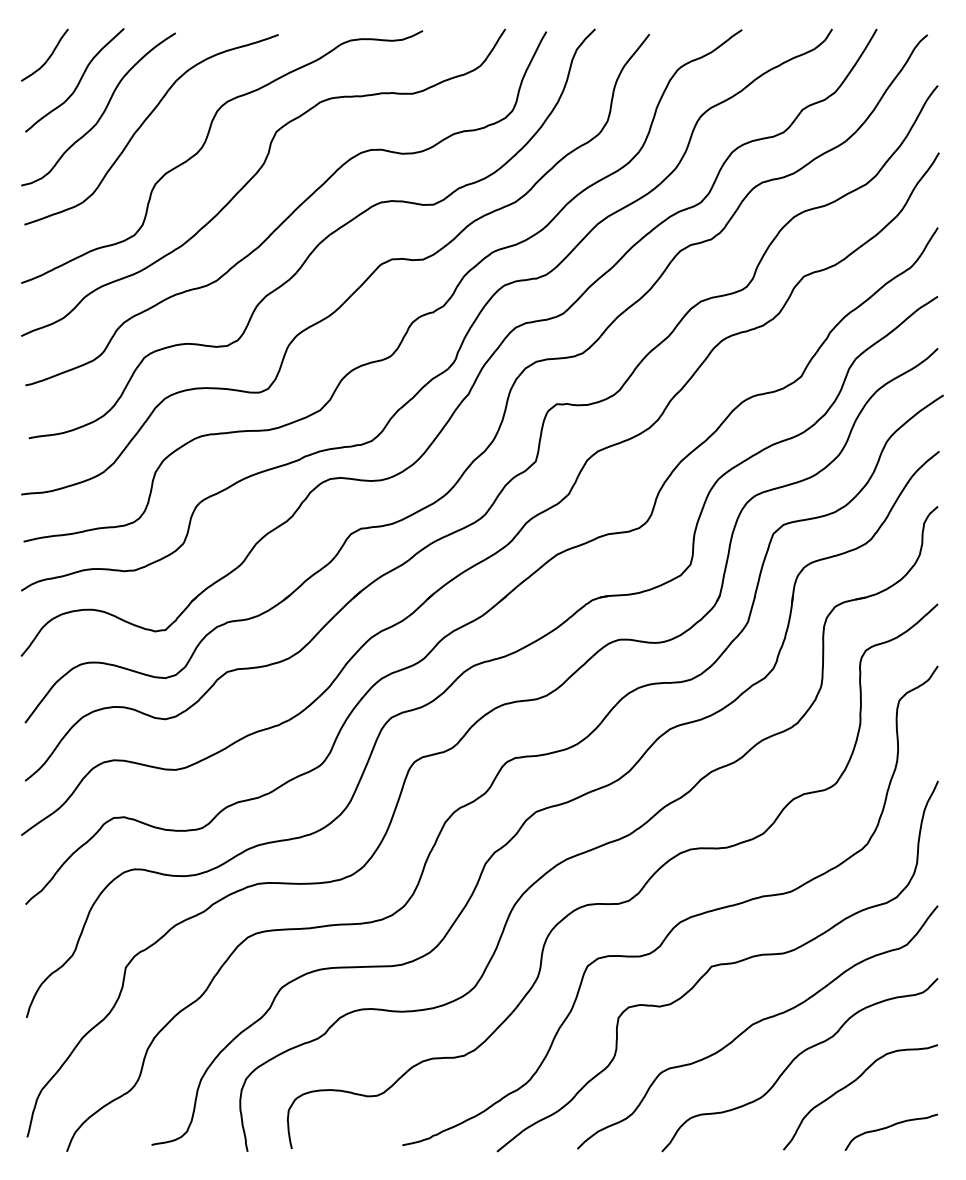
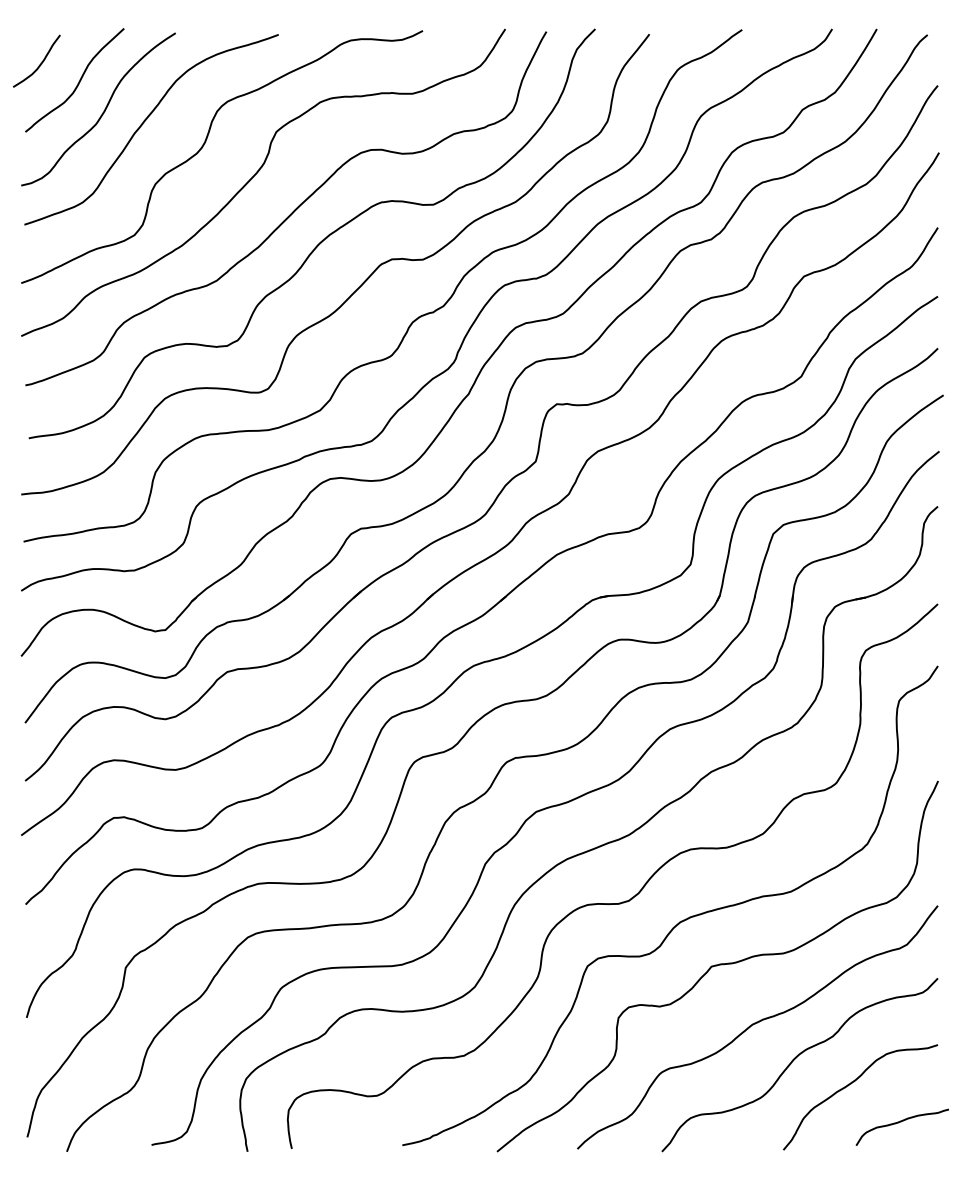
curve position: (48, 57) -> (40, 63) (40, 63)
curve position: (890, 1127) -> (901, 1122) (901, 1122)
